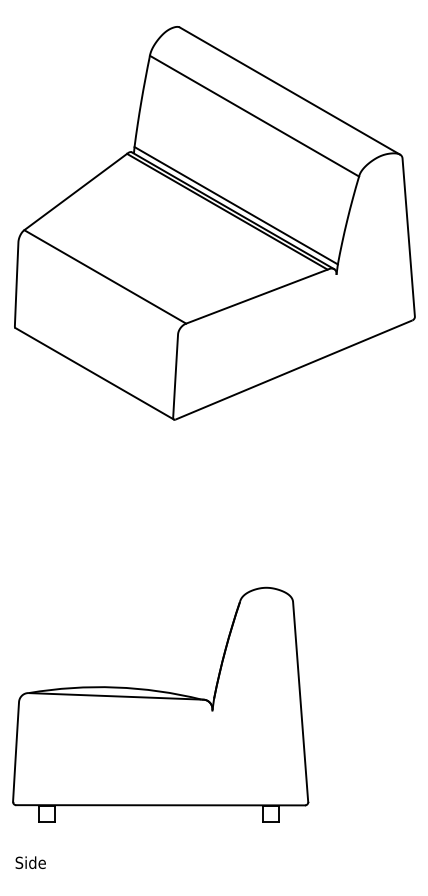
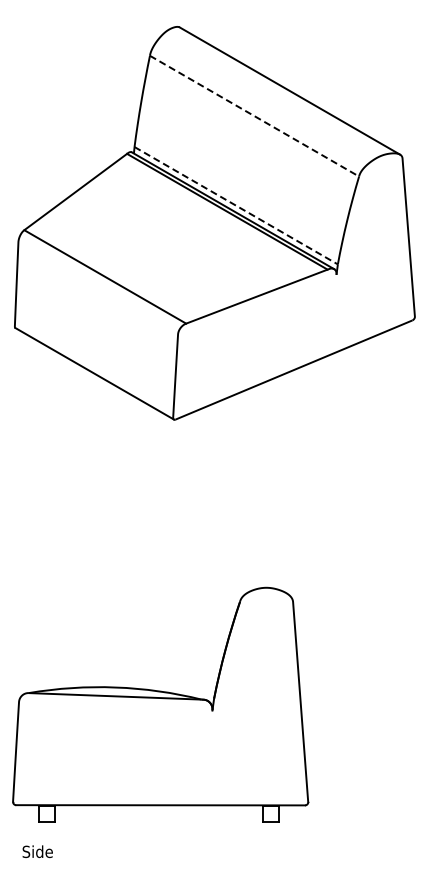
line: solid -> dashed (254, 116)
line: solid -> dashed (236, 205)
text position: (30, 862) -> (37, 851) (37, 851)
